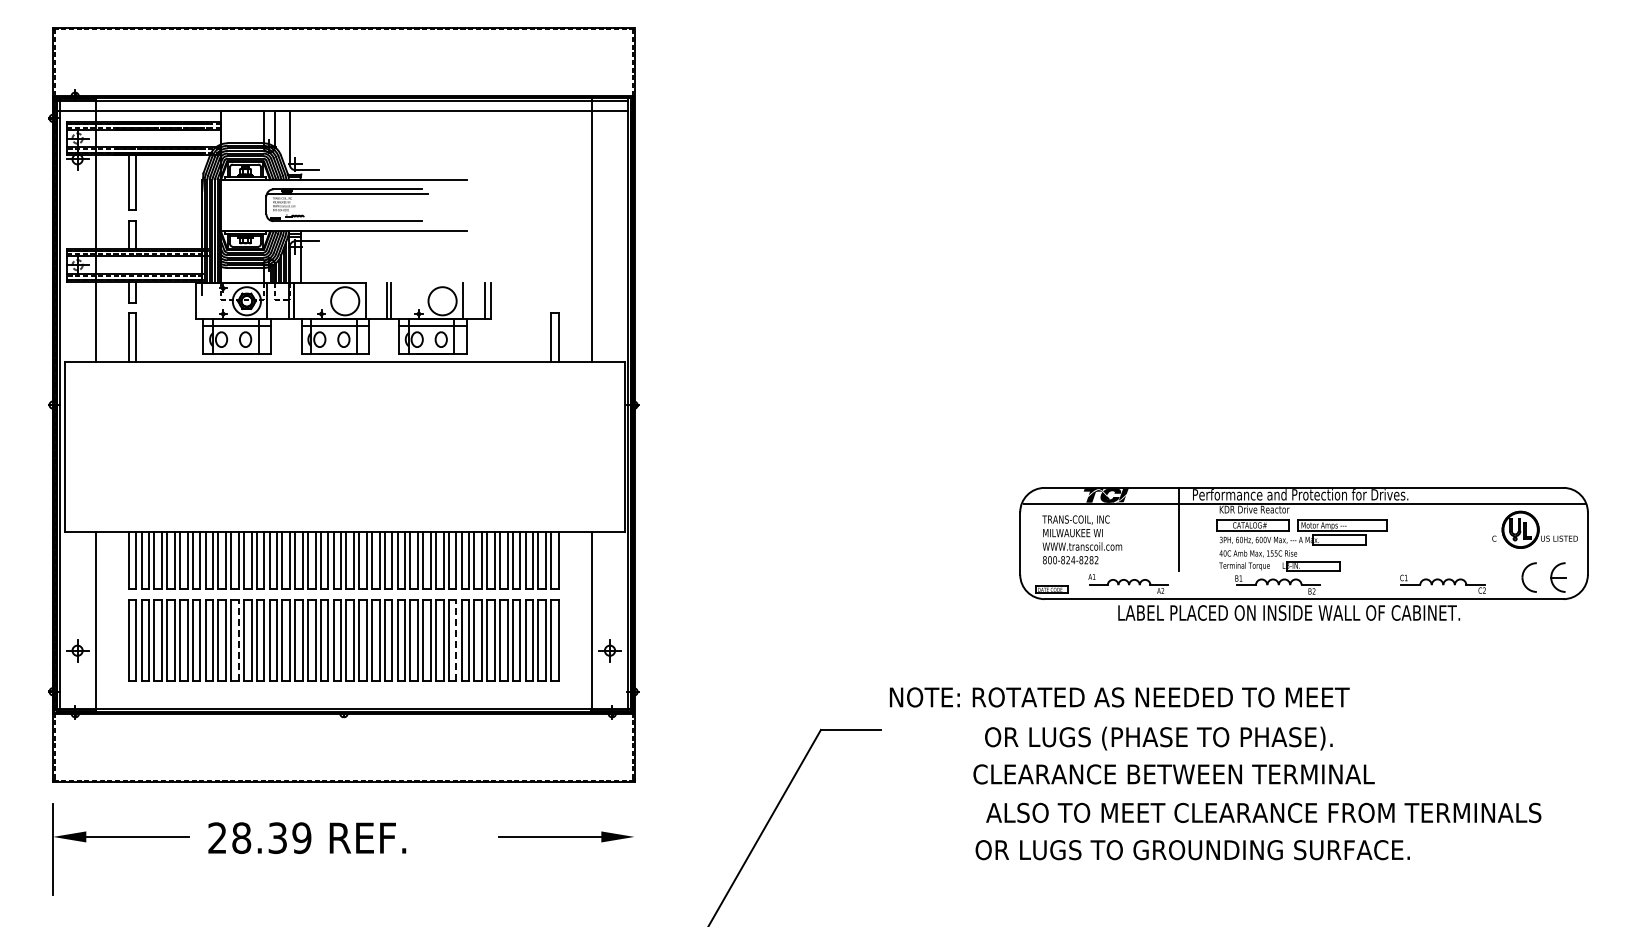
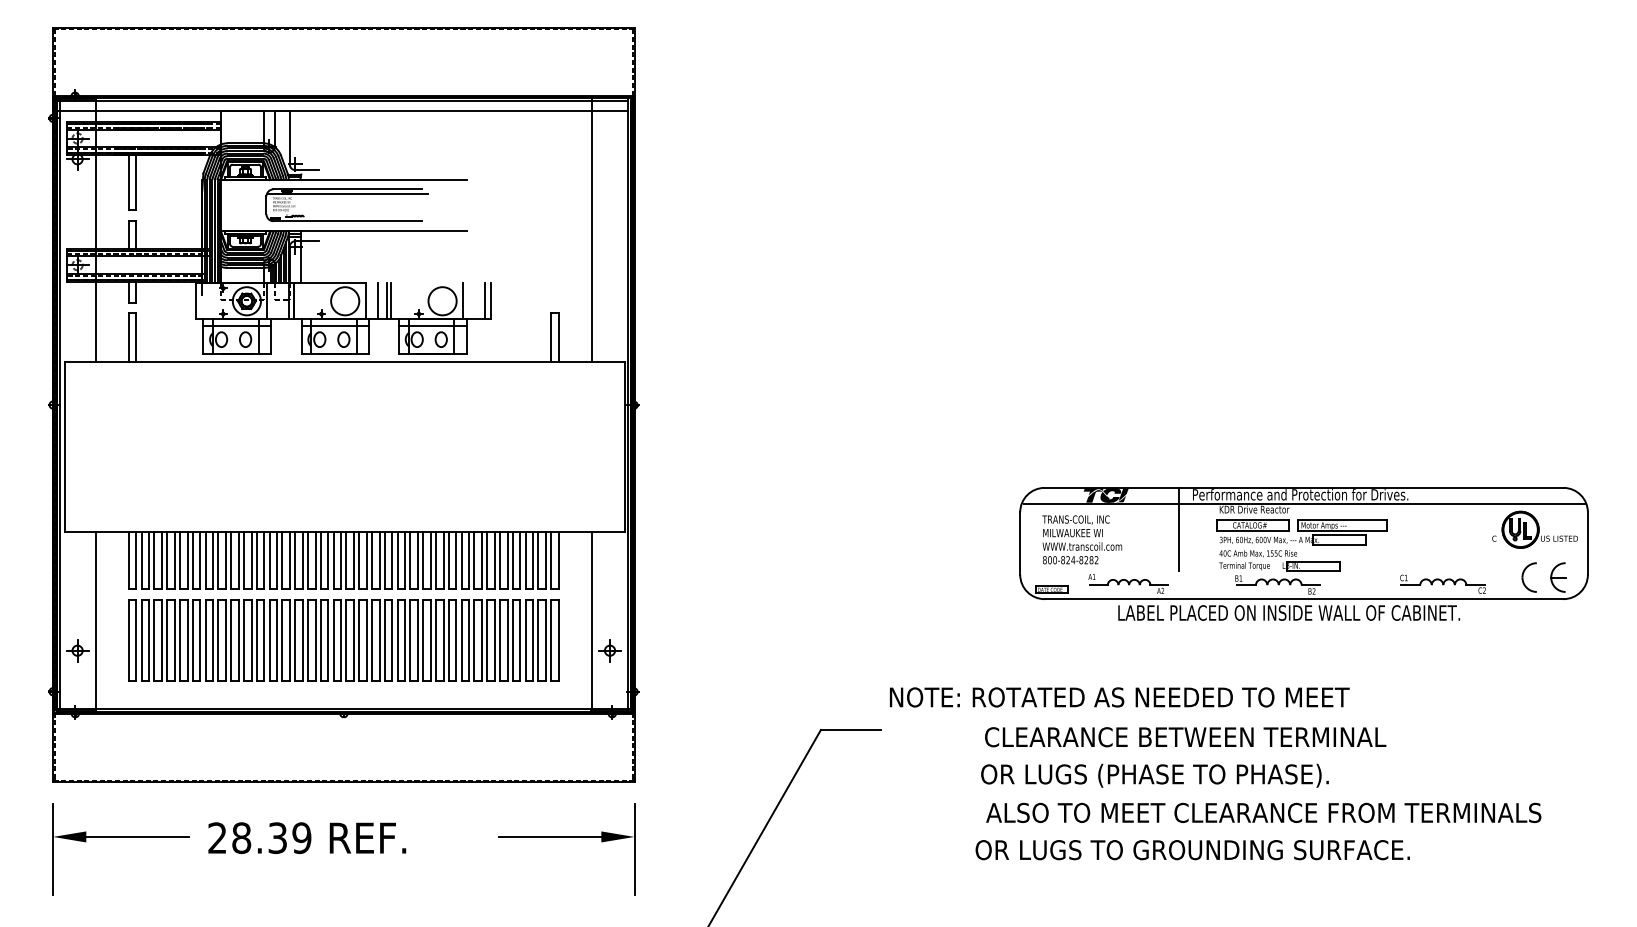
line: none -> present (378, 301)
line: dashed -> solid (238, 640)
line: dashed -> solid (456, 640)
text: OR LUGS (PHASE TO PHASE). -> CLEARANCE BETWEEN TERMINAL (1188, 738)
text: CLEARANCE BETWEEN TERMINAL -> OR LUGS (PHASE TO PHASE). (1173, 775)
line: none -> present (634, 849)
